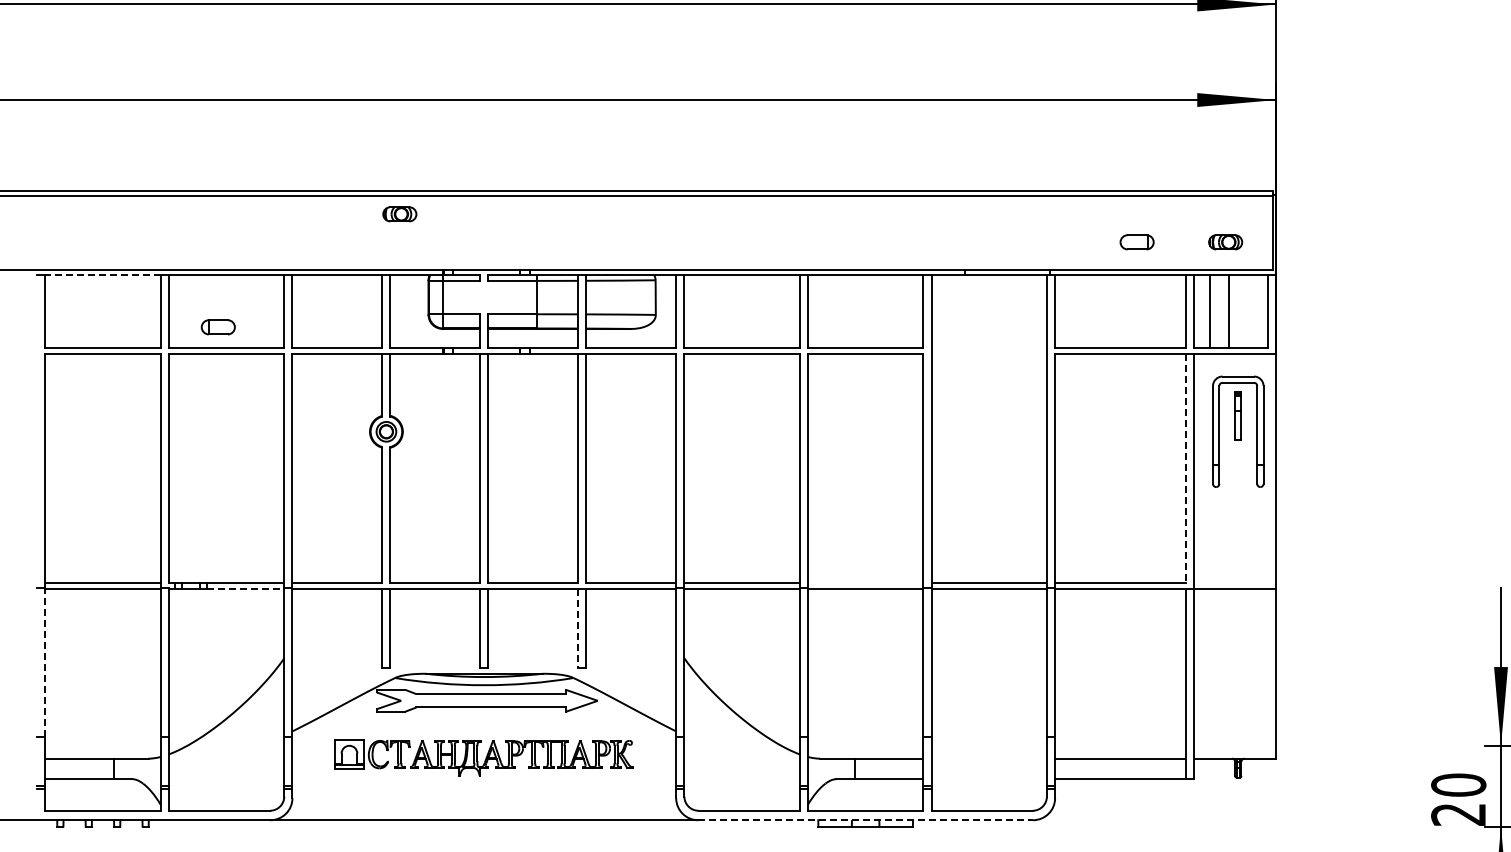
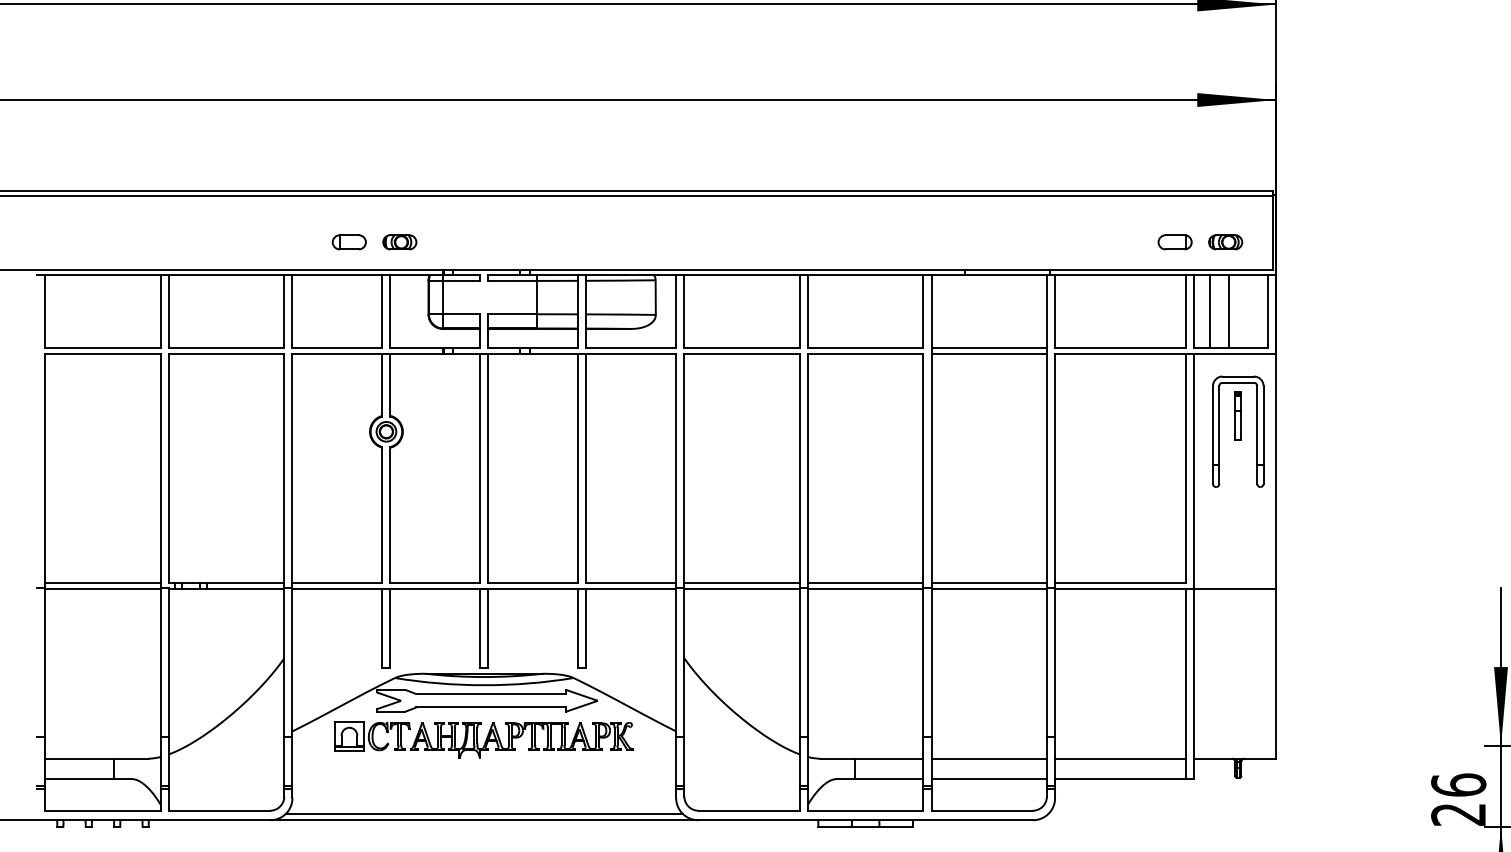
part position: (399, 214) -> (399, 242) (399, 242)
part position: (1136, 242) -> (1174, 242) (1174, 242)
line: dashed -> solid (103, 275)
part position: (217, 327) -> (348, 242) (348, 242)
line: none -> present (988, 348)
line: none -> present (988, 354)
line: dashed -> solid (1186, 469)
line: none -> present (865, 582)
line: dashed -> solid (245, 588)
line: dashed -> solid (578, 628)
line: dashed -> solid (45, 661)
part position: (483, 757) -> (483, 739) (483, 739)
line: none -> present (988, 758)
line: none -> present (988, 779)
text: 20 -> 26 (1458, 784)
line: none -> present (483, 813)
line: dashed -> solid (866, 820)
